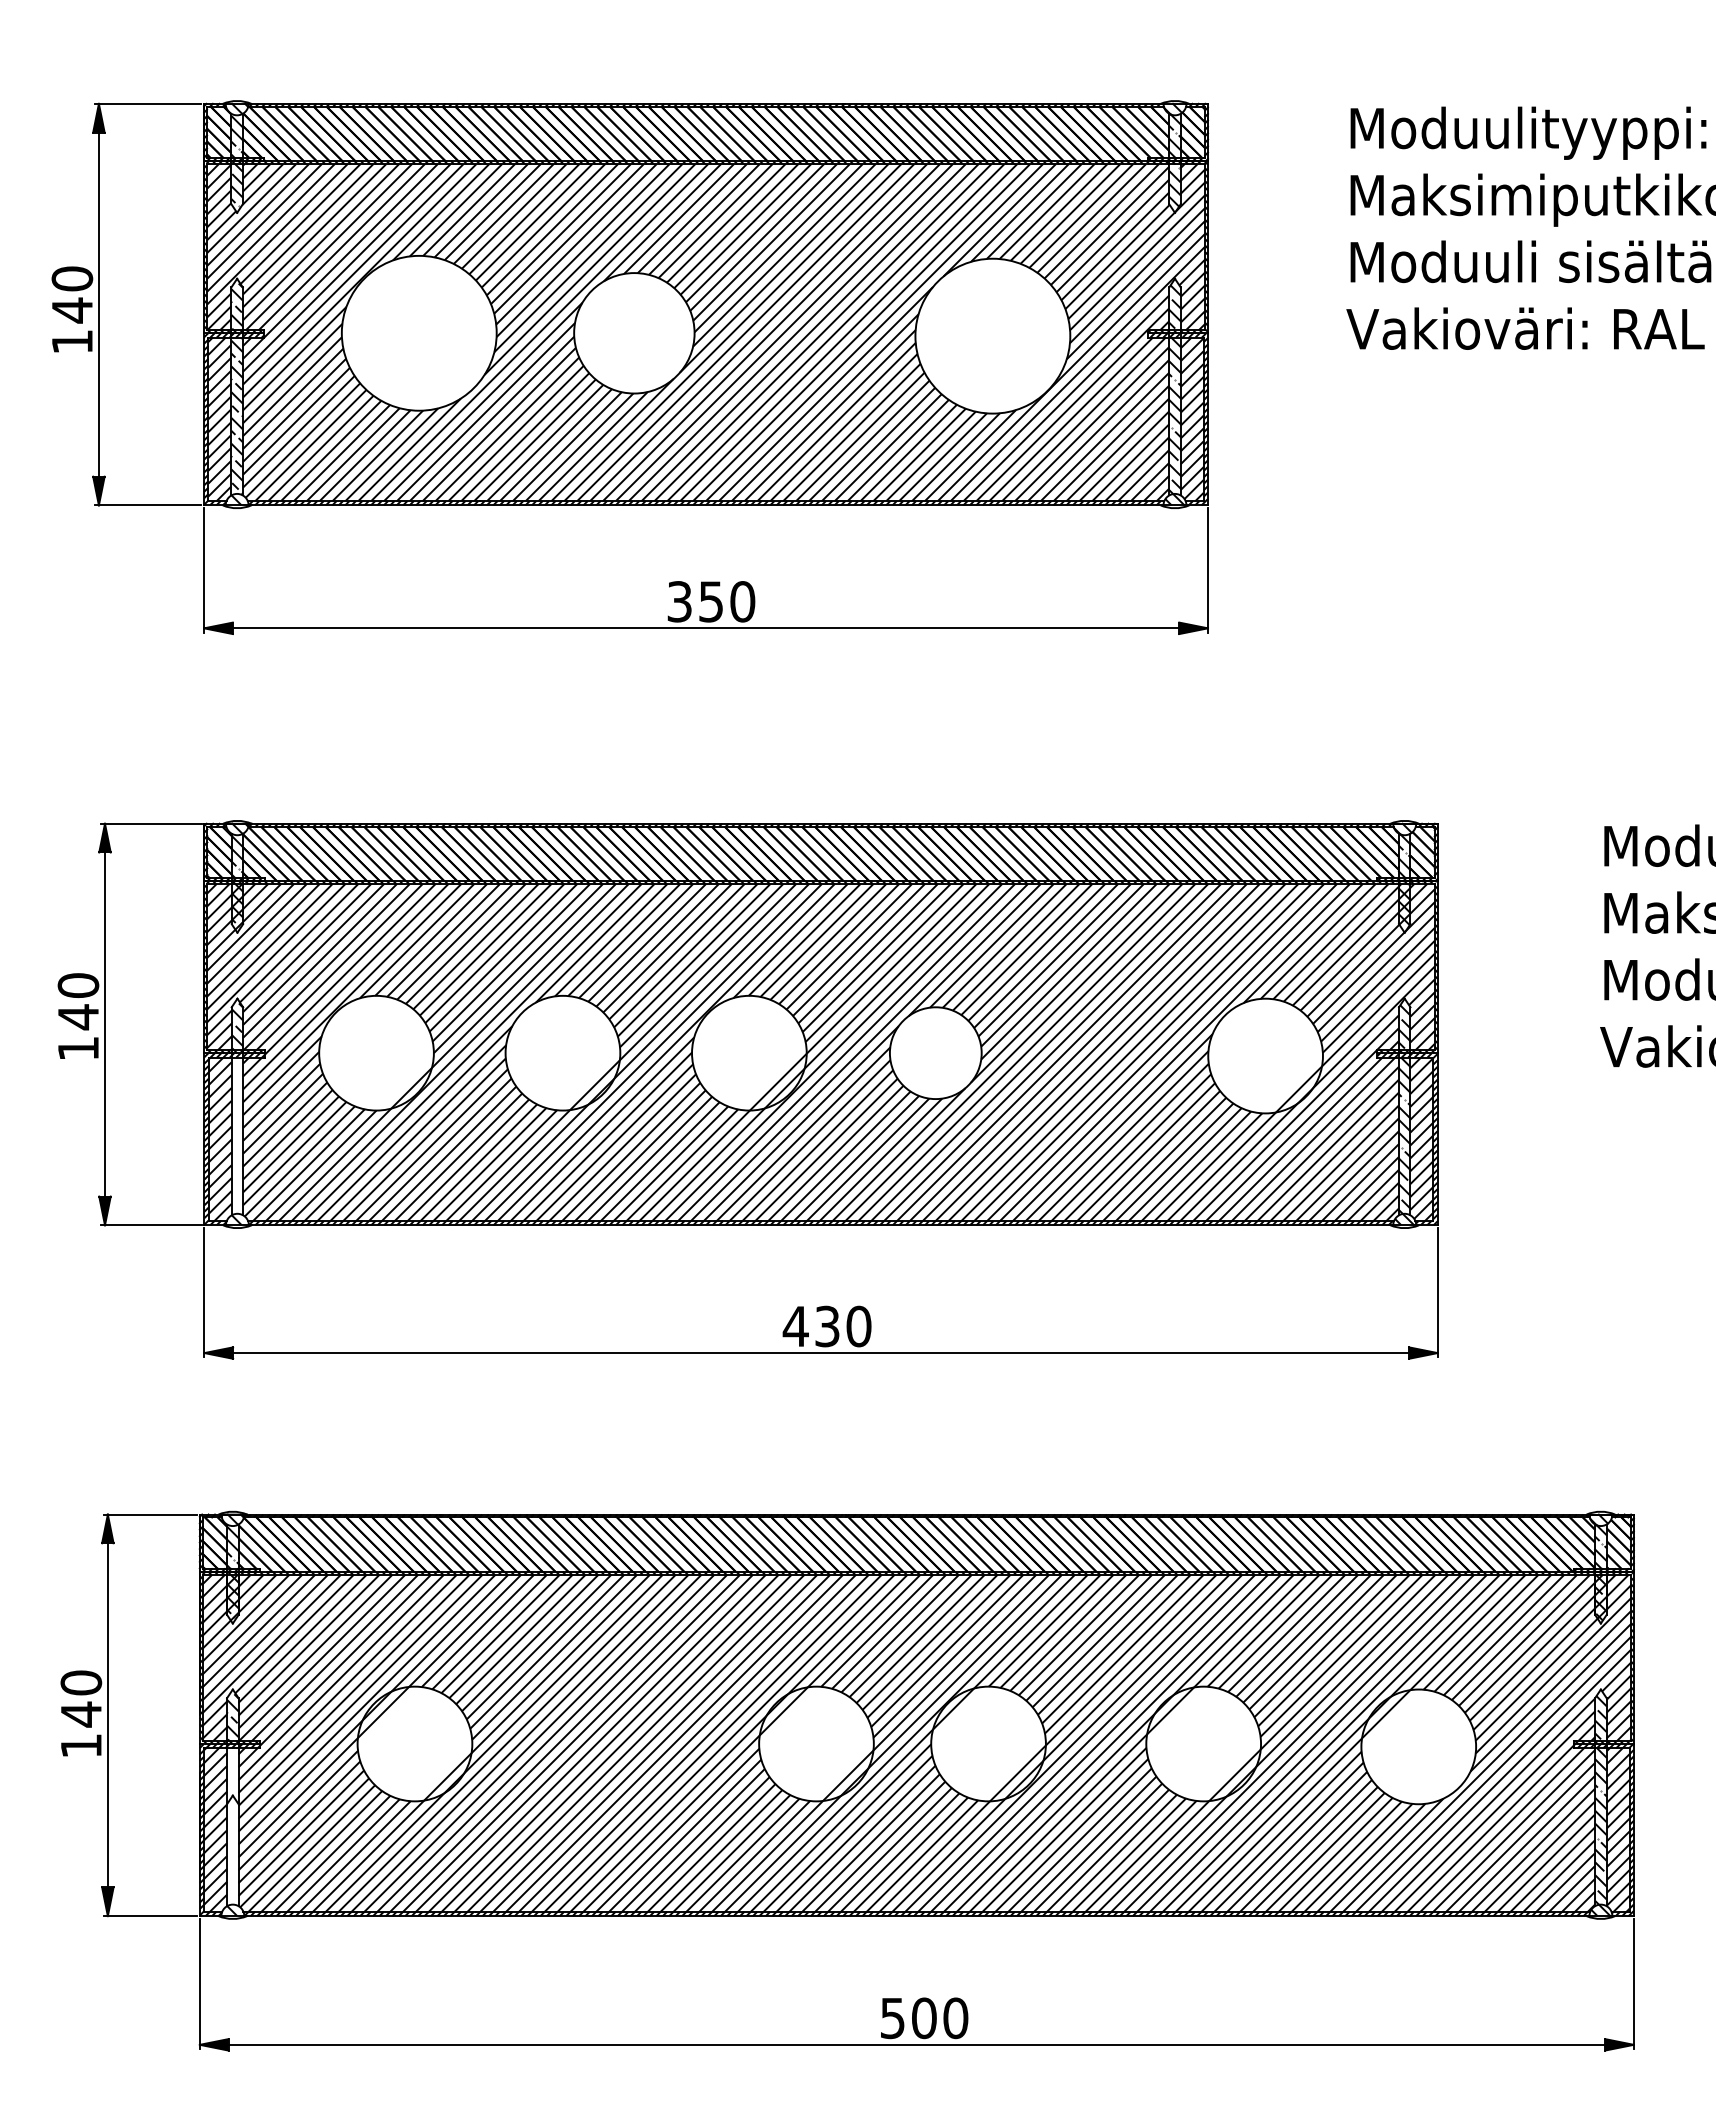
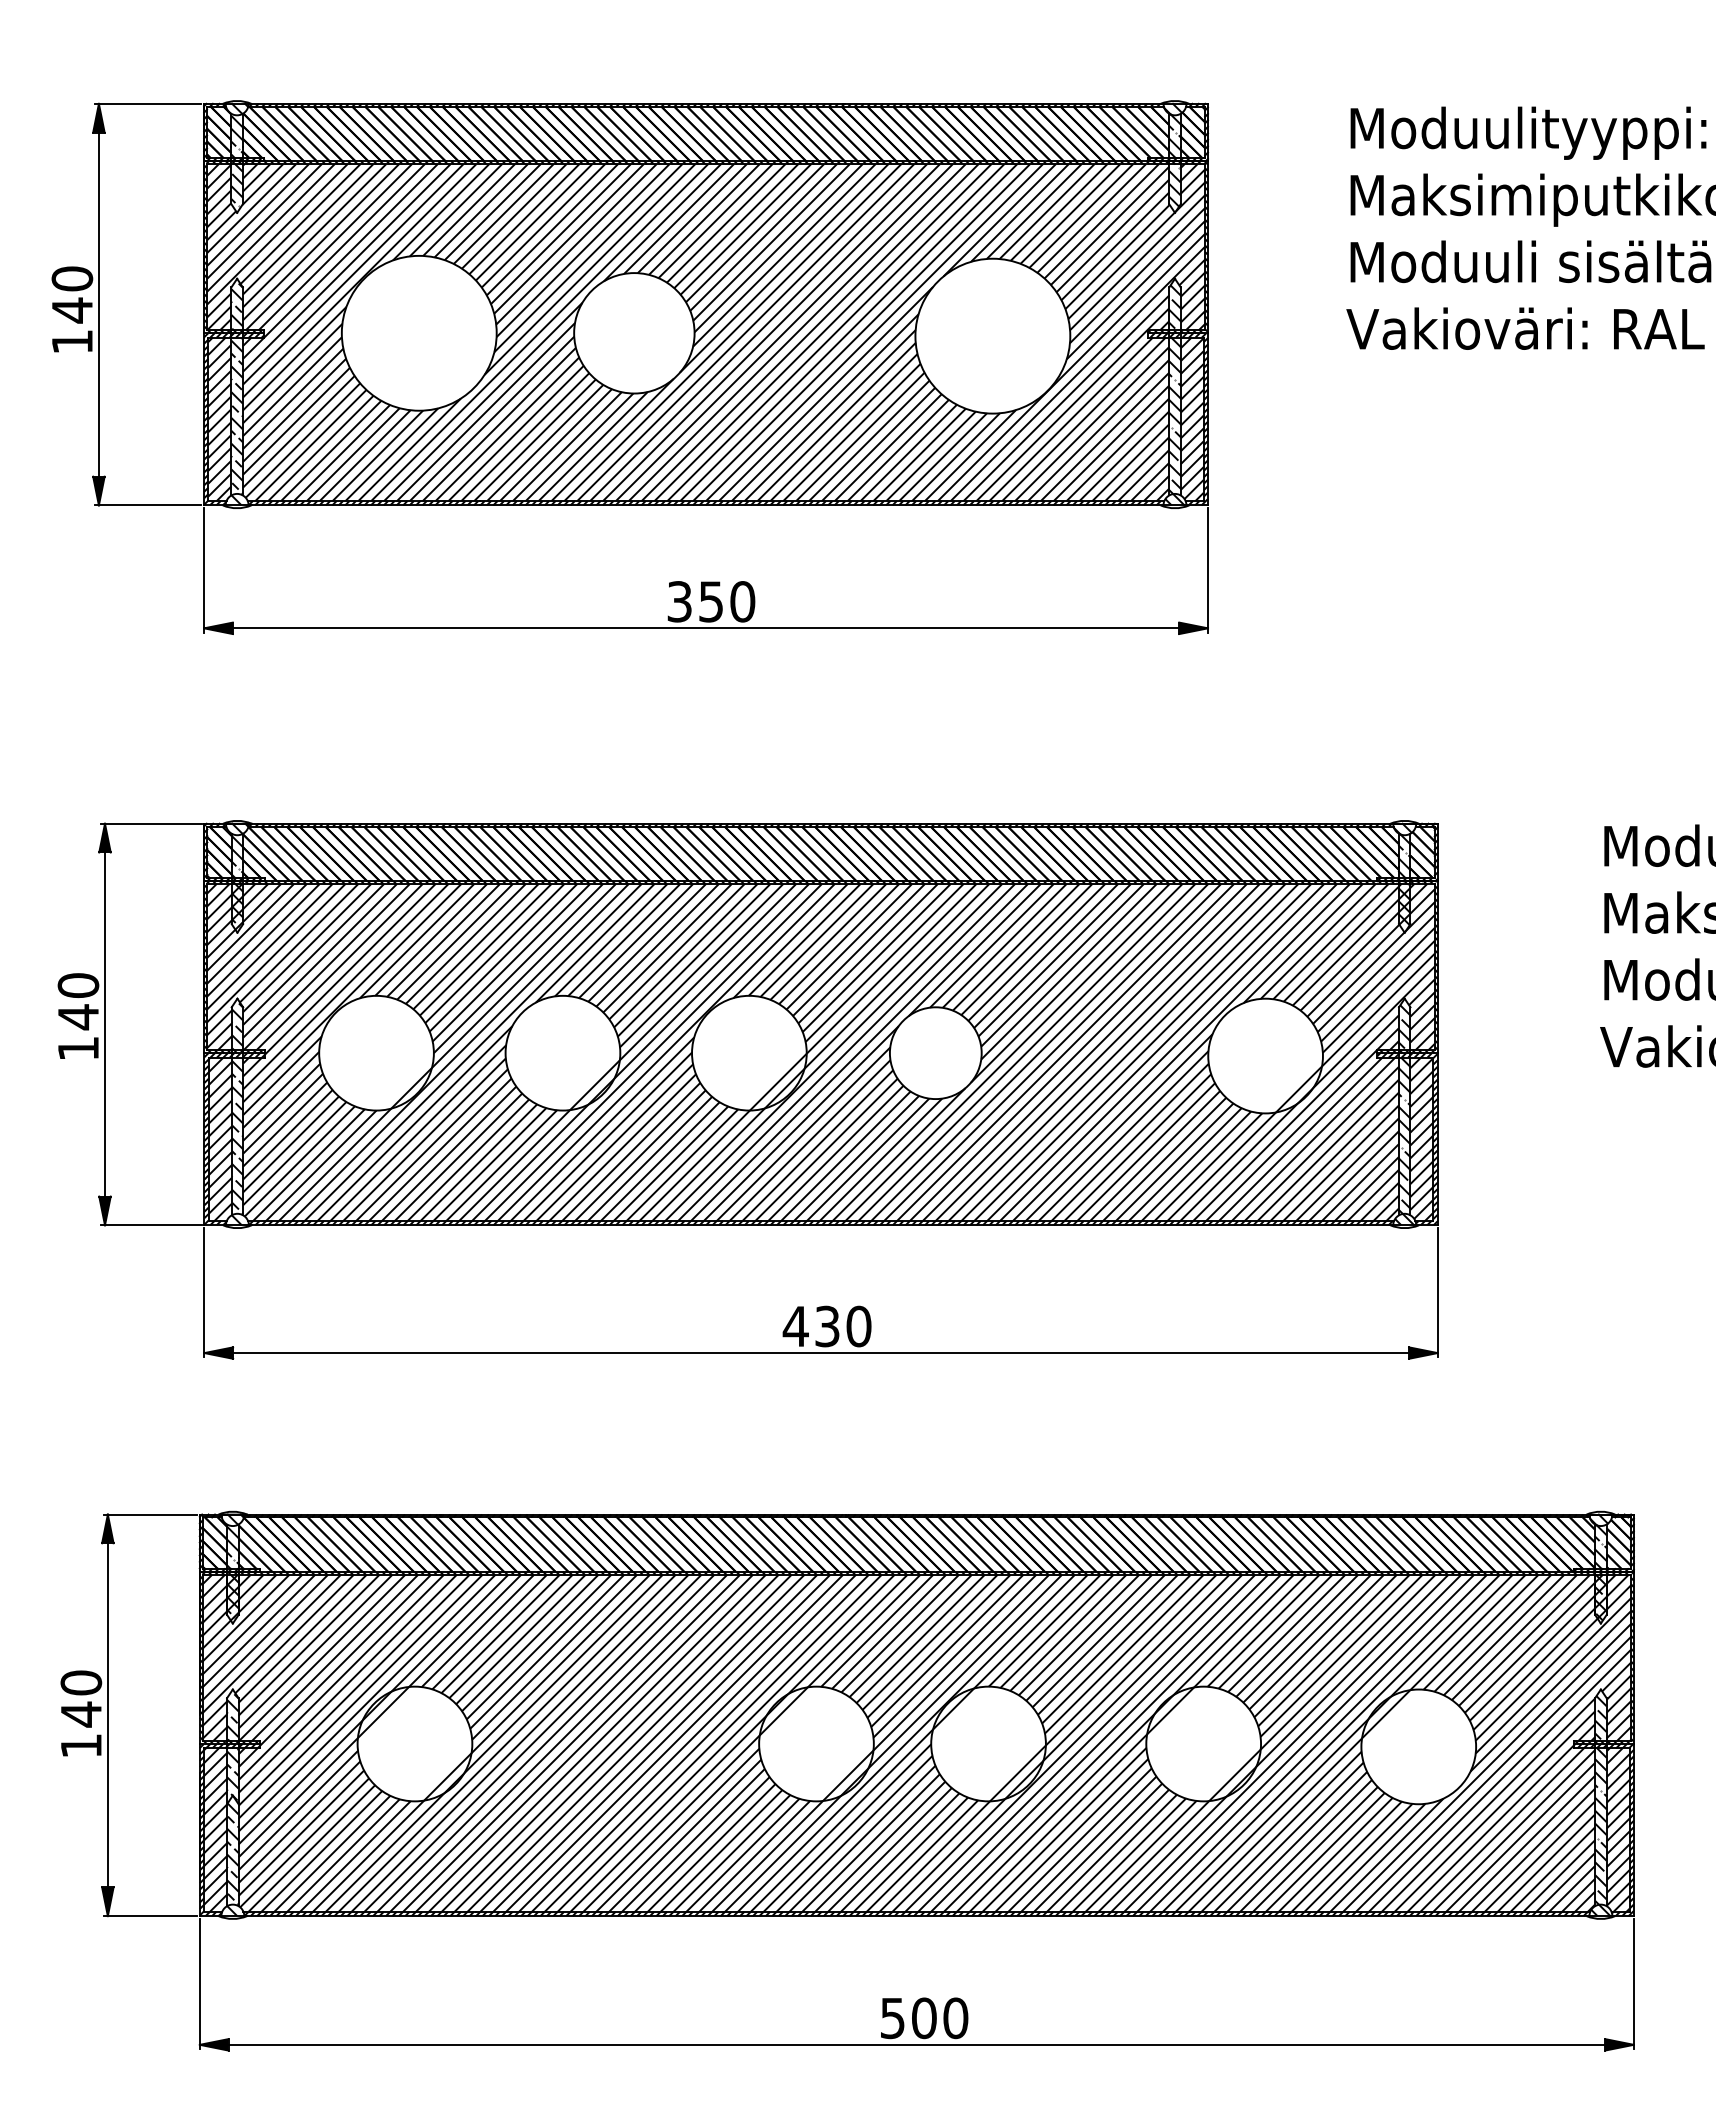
hatch: none -> present (237, 1136)
hatch: none -> present (232, 1827)
